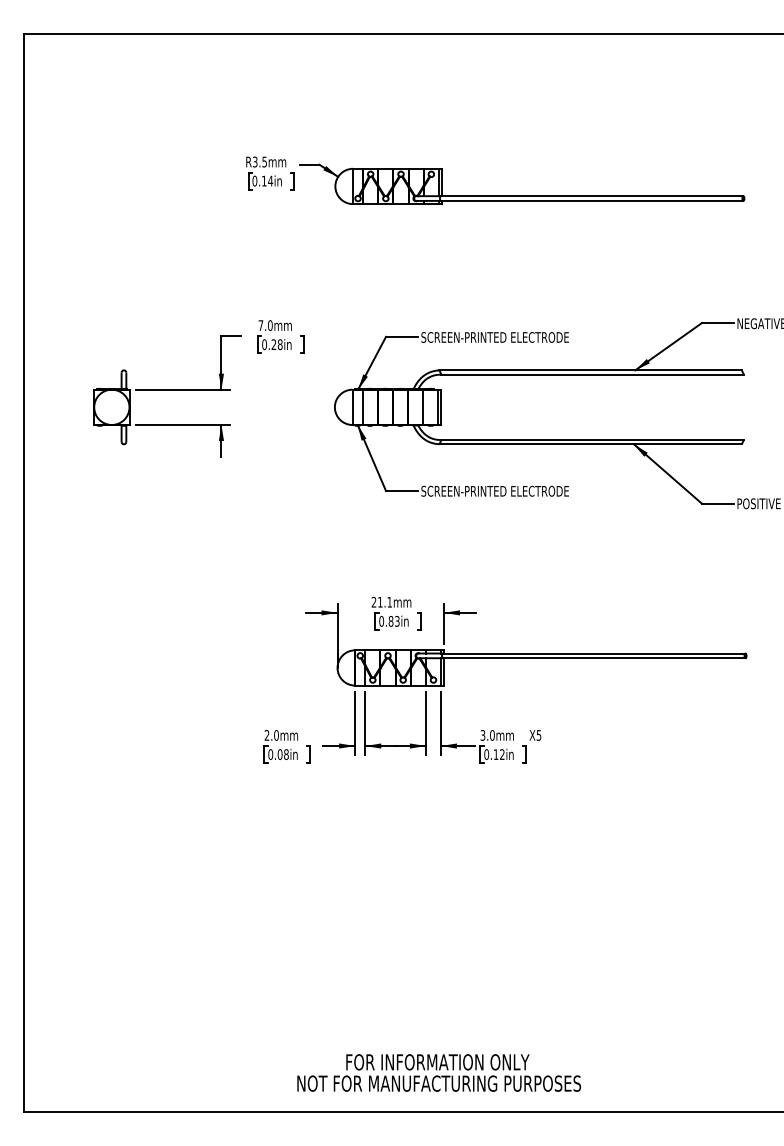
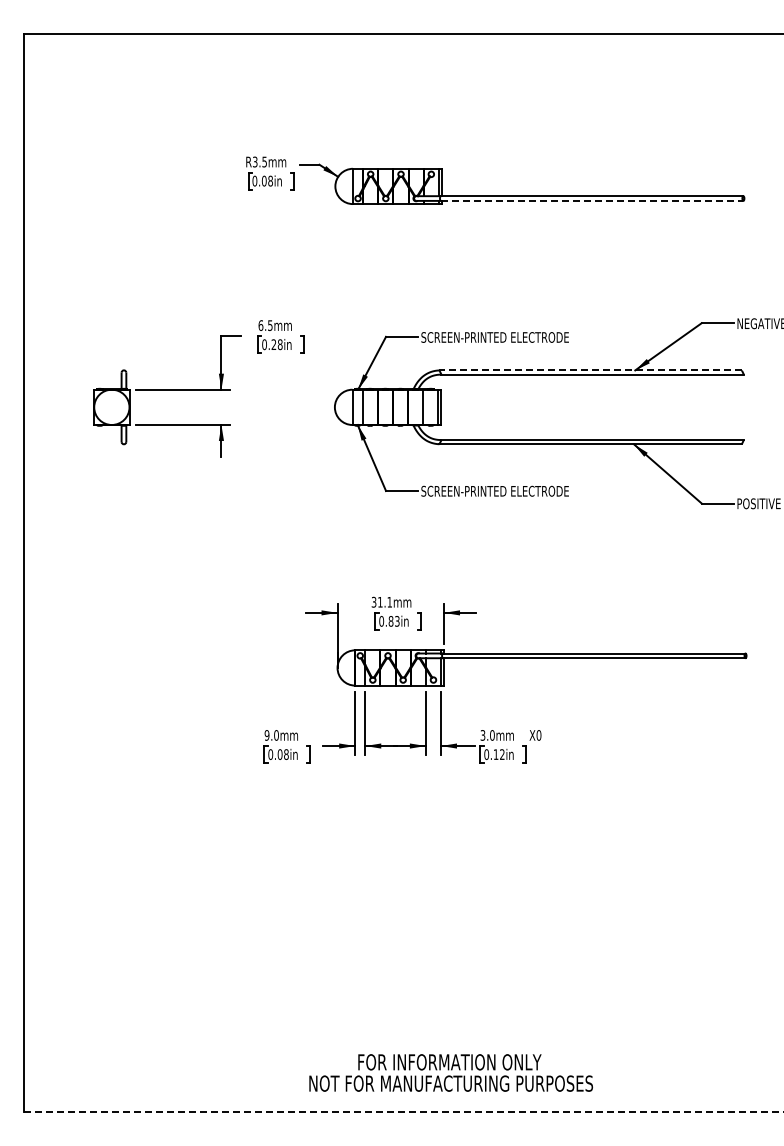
text: 0.14in -> 0.08in (267, 180)
line: solid -> dashed (592, 200)
text: 7.0mm -> 6.5mm (265, 325)
line: solid -> dashed (590, 370)
text: 21.1mm -> 31.1mm (373, 602)
text: 2.0mm -> 9.0mm (266, 735)
text: X5 -> X0 (538, 735)
text position: (438, 1072) -> (450, 1072) (450, 1072)
line: solid -> dashed (403, 1111)
